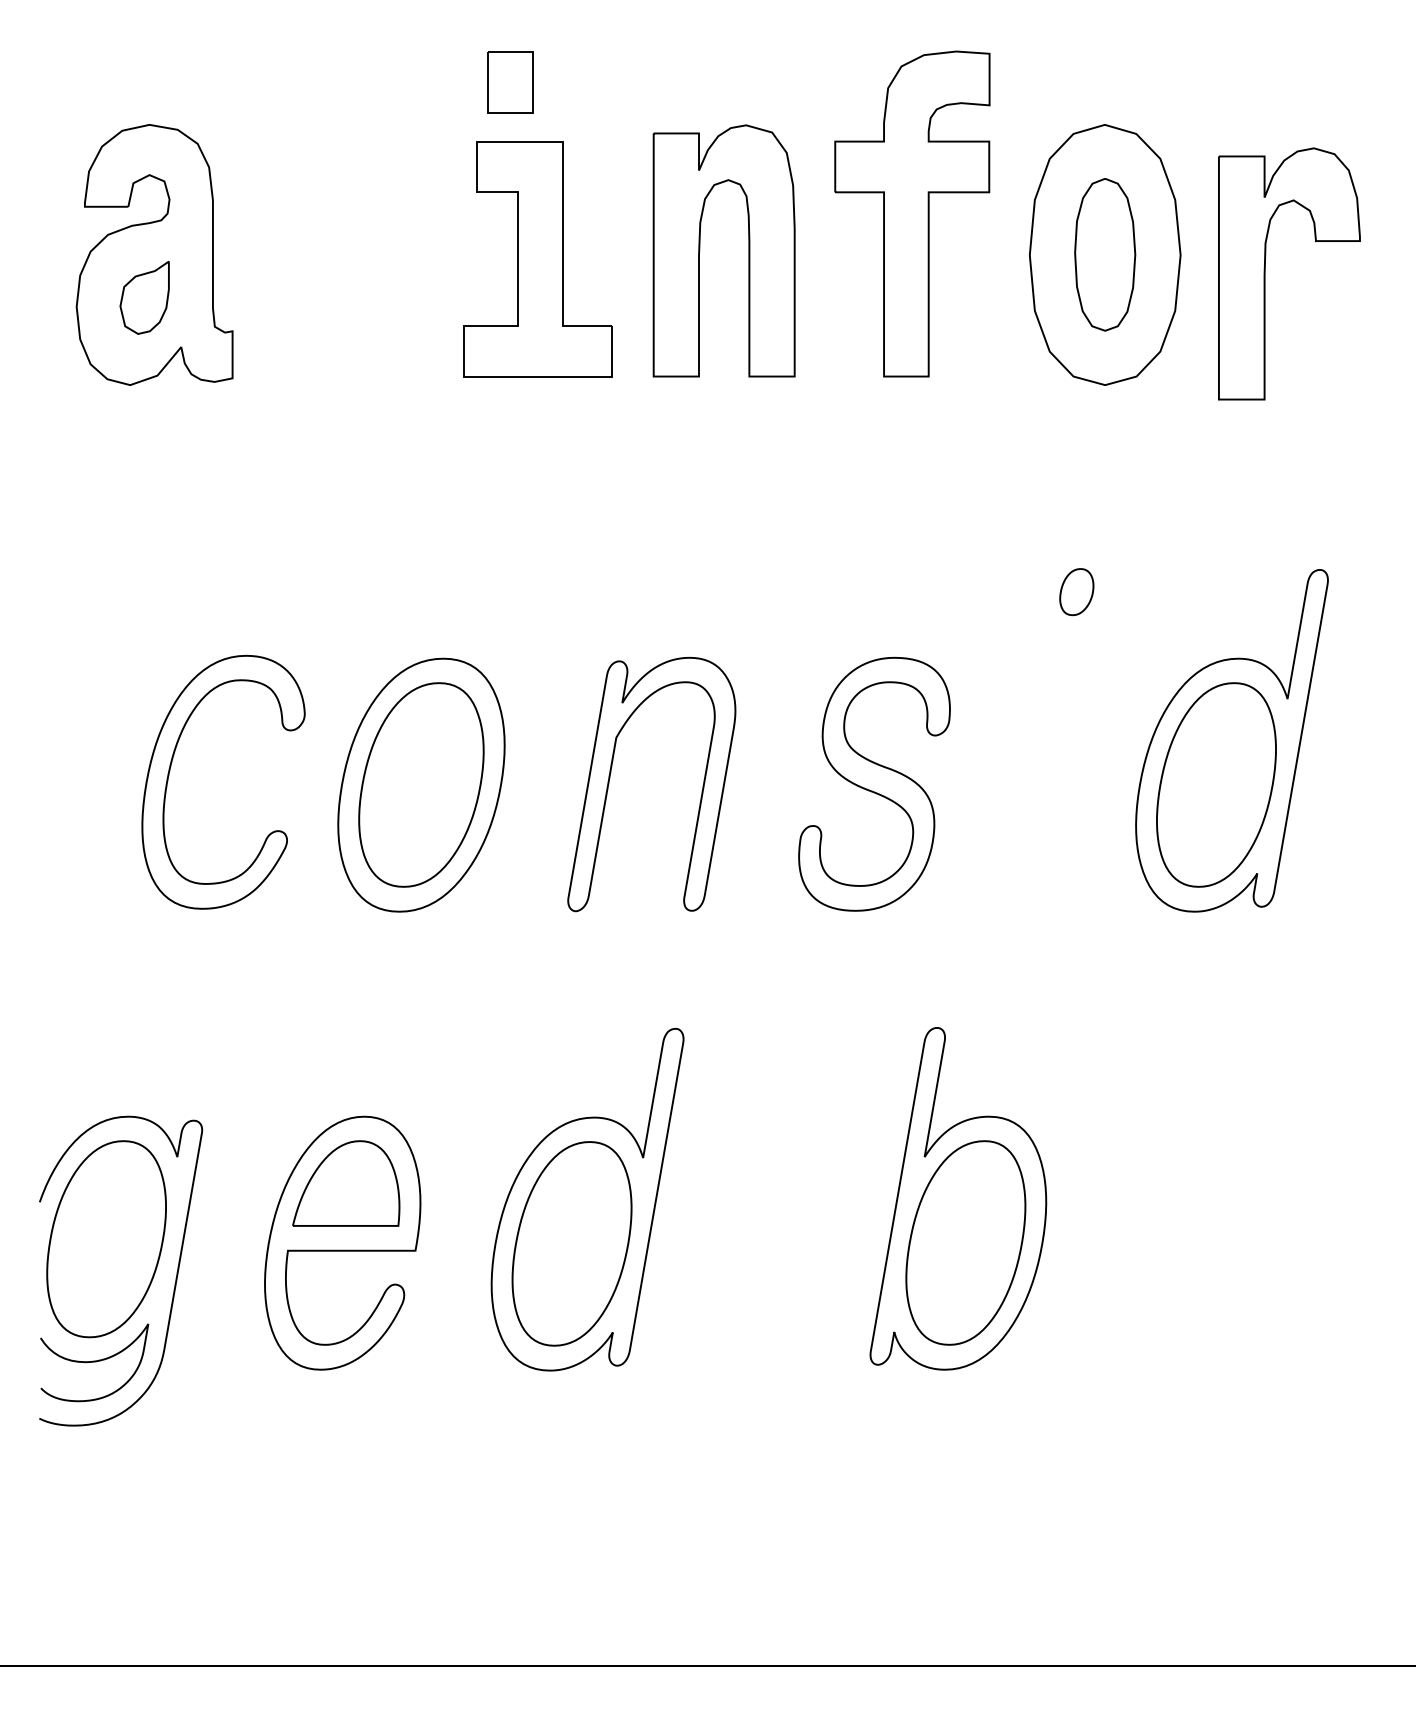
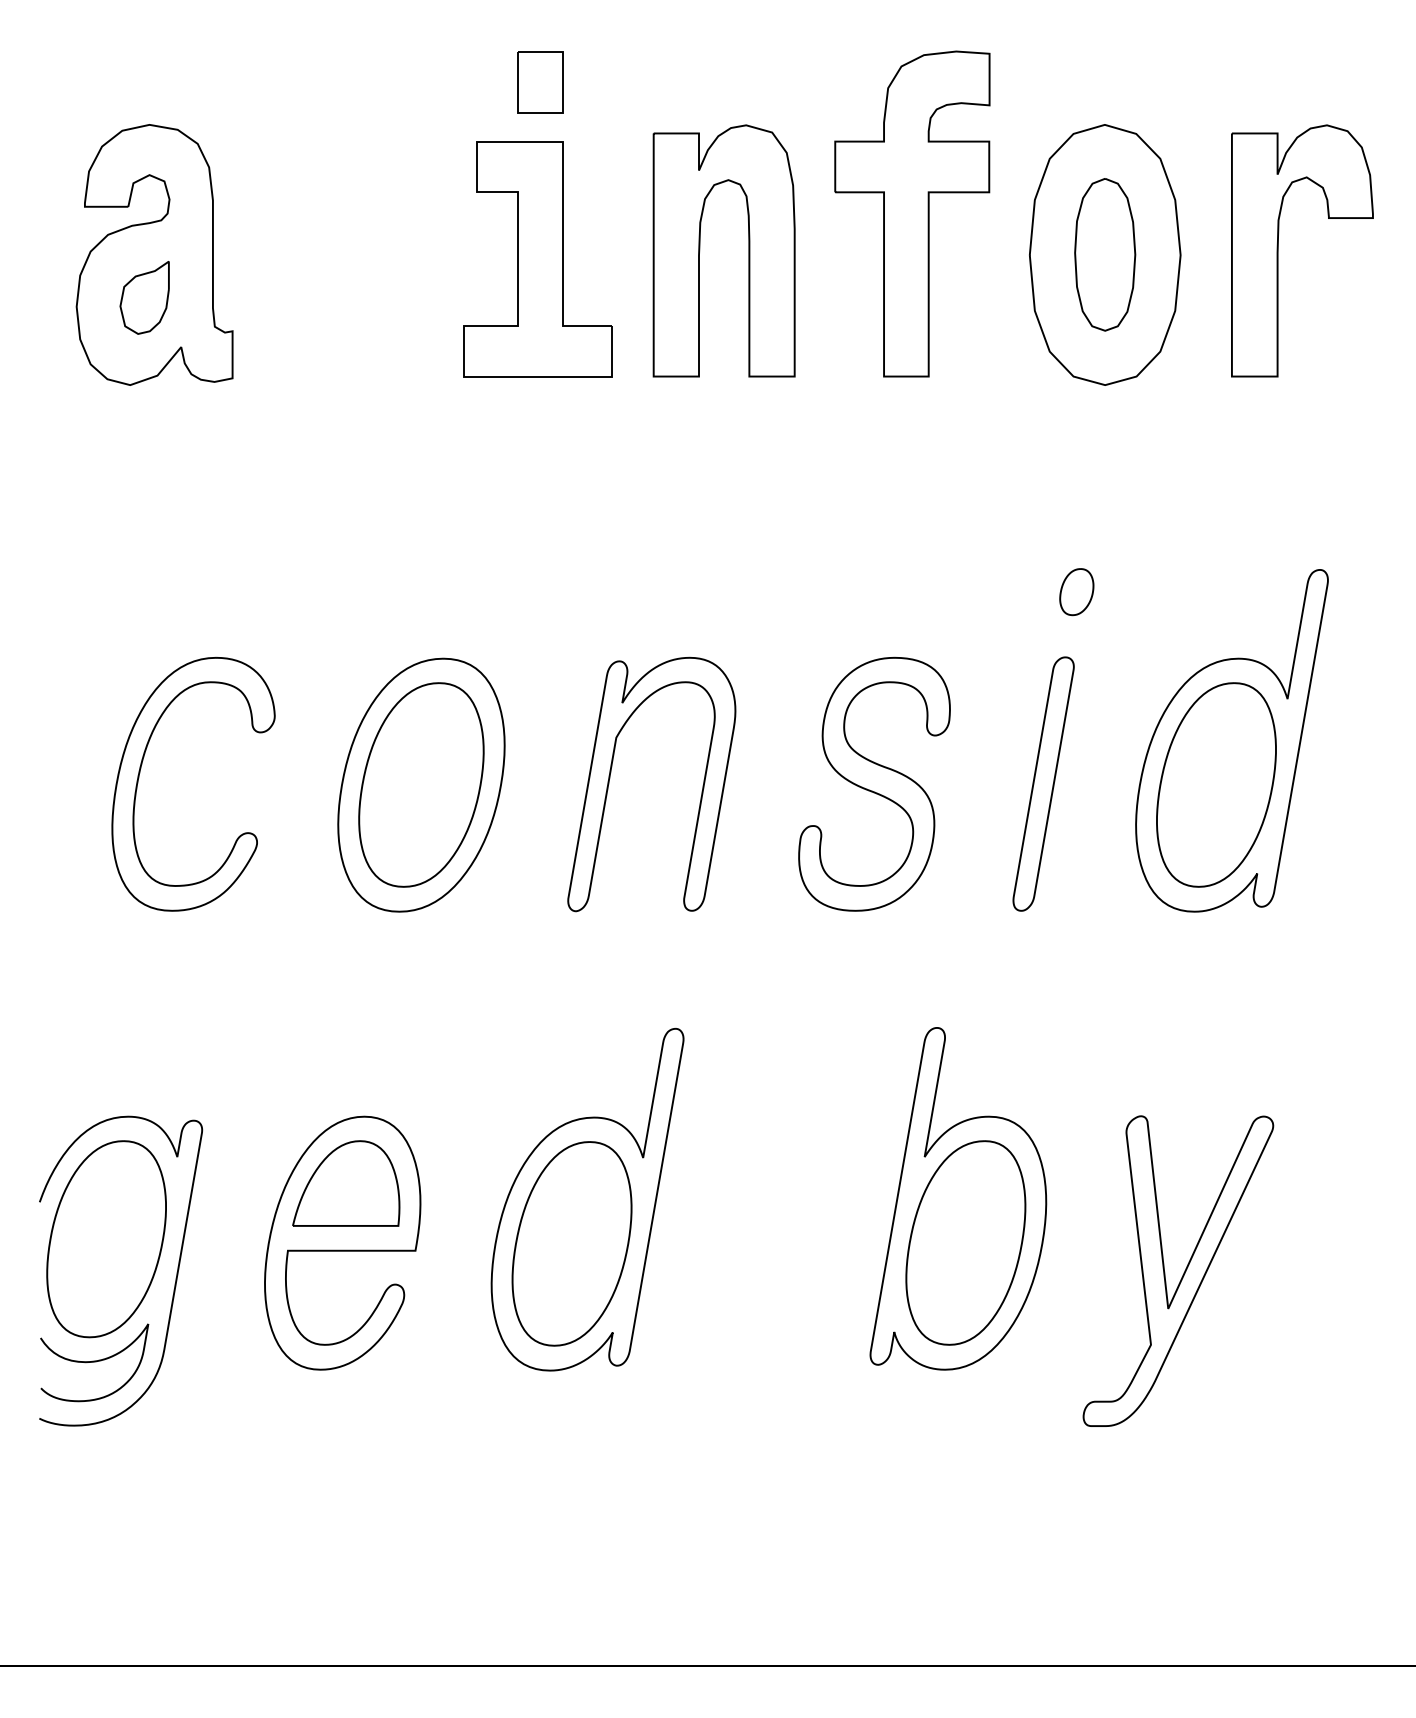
part position: (510, 82) -> (540, 82) (540, 82)
part position: (1265, 273) -> (1278, 250) (1278, 250)
part position: (170, 771) -> (140, 773) (140, 773)
part: none -> present (1043, 783)
part: none -> present (1178, 1270)
